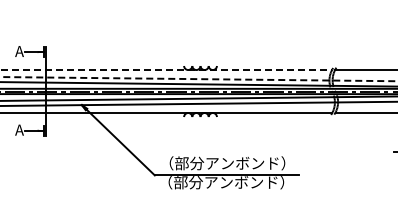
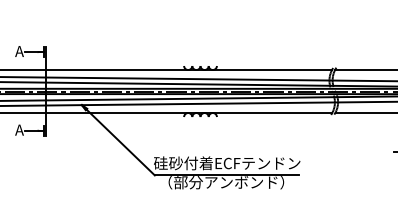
line: dashed -> solid (166, 70)
line: dashed -> solid (198, 79)
text: （部分アンボンド） -> 硅砂付着ECFテンドン (227, 163)
